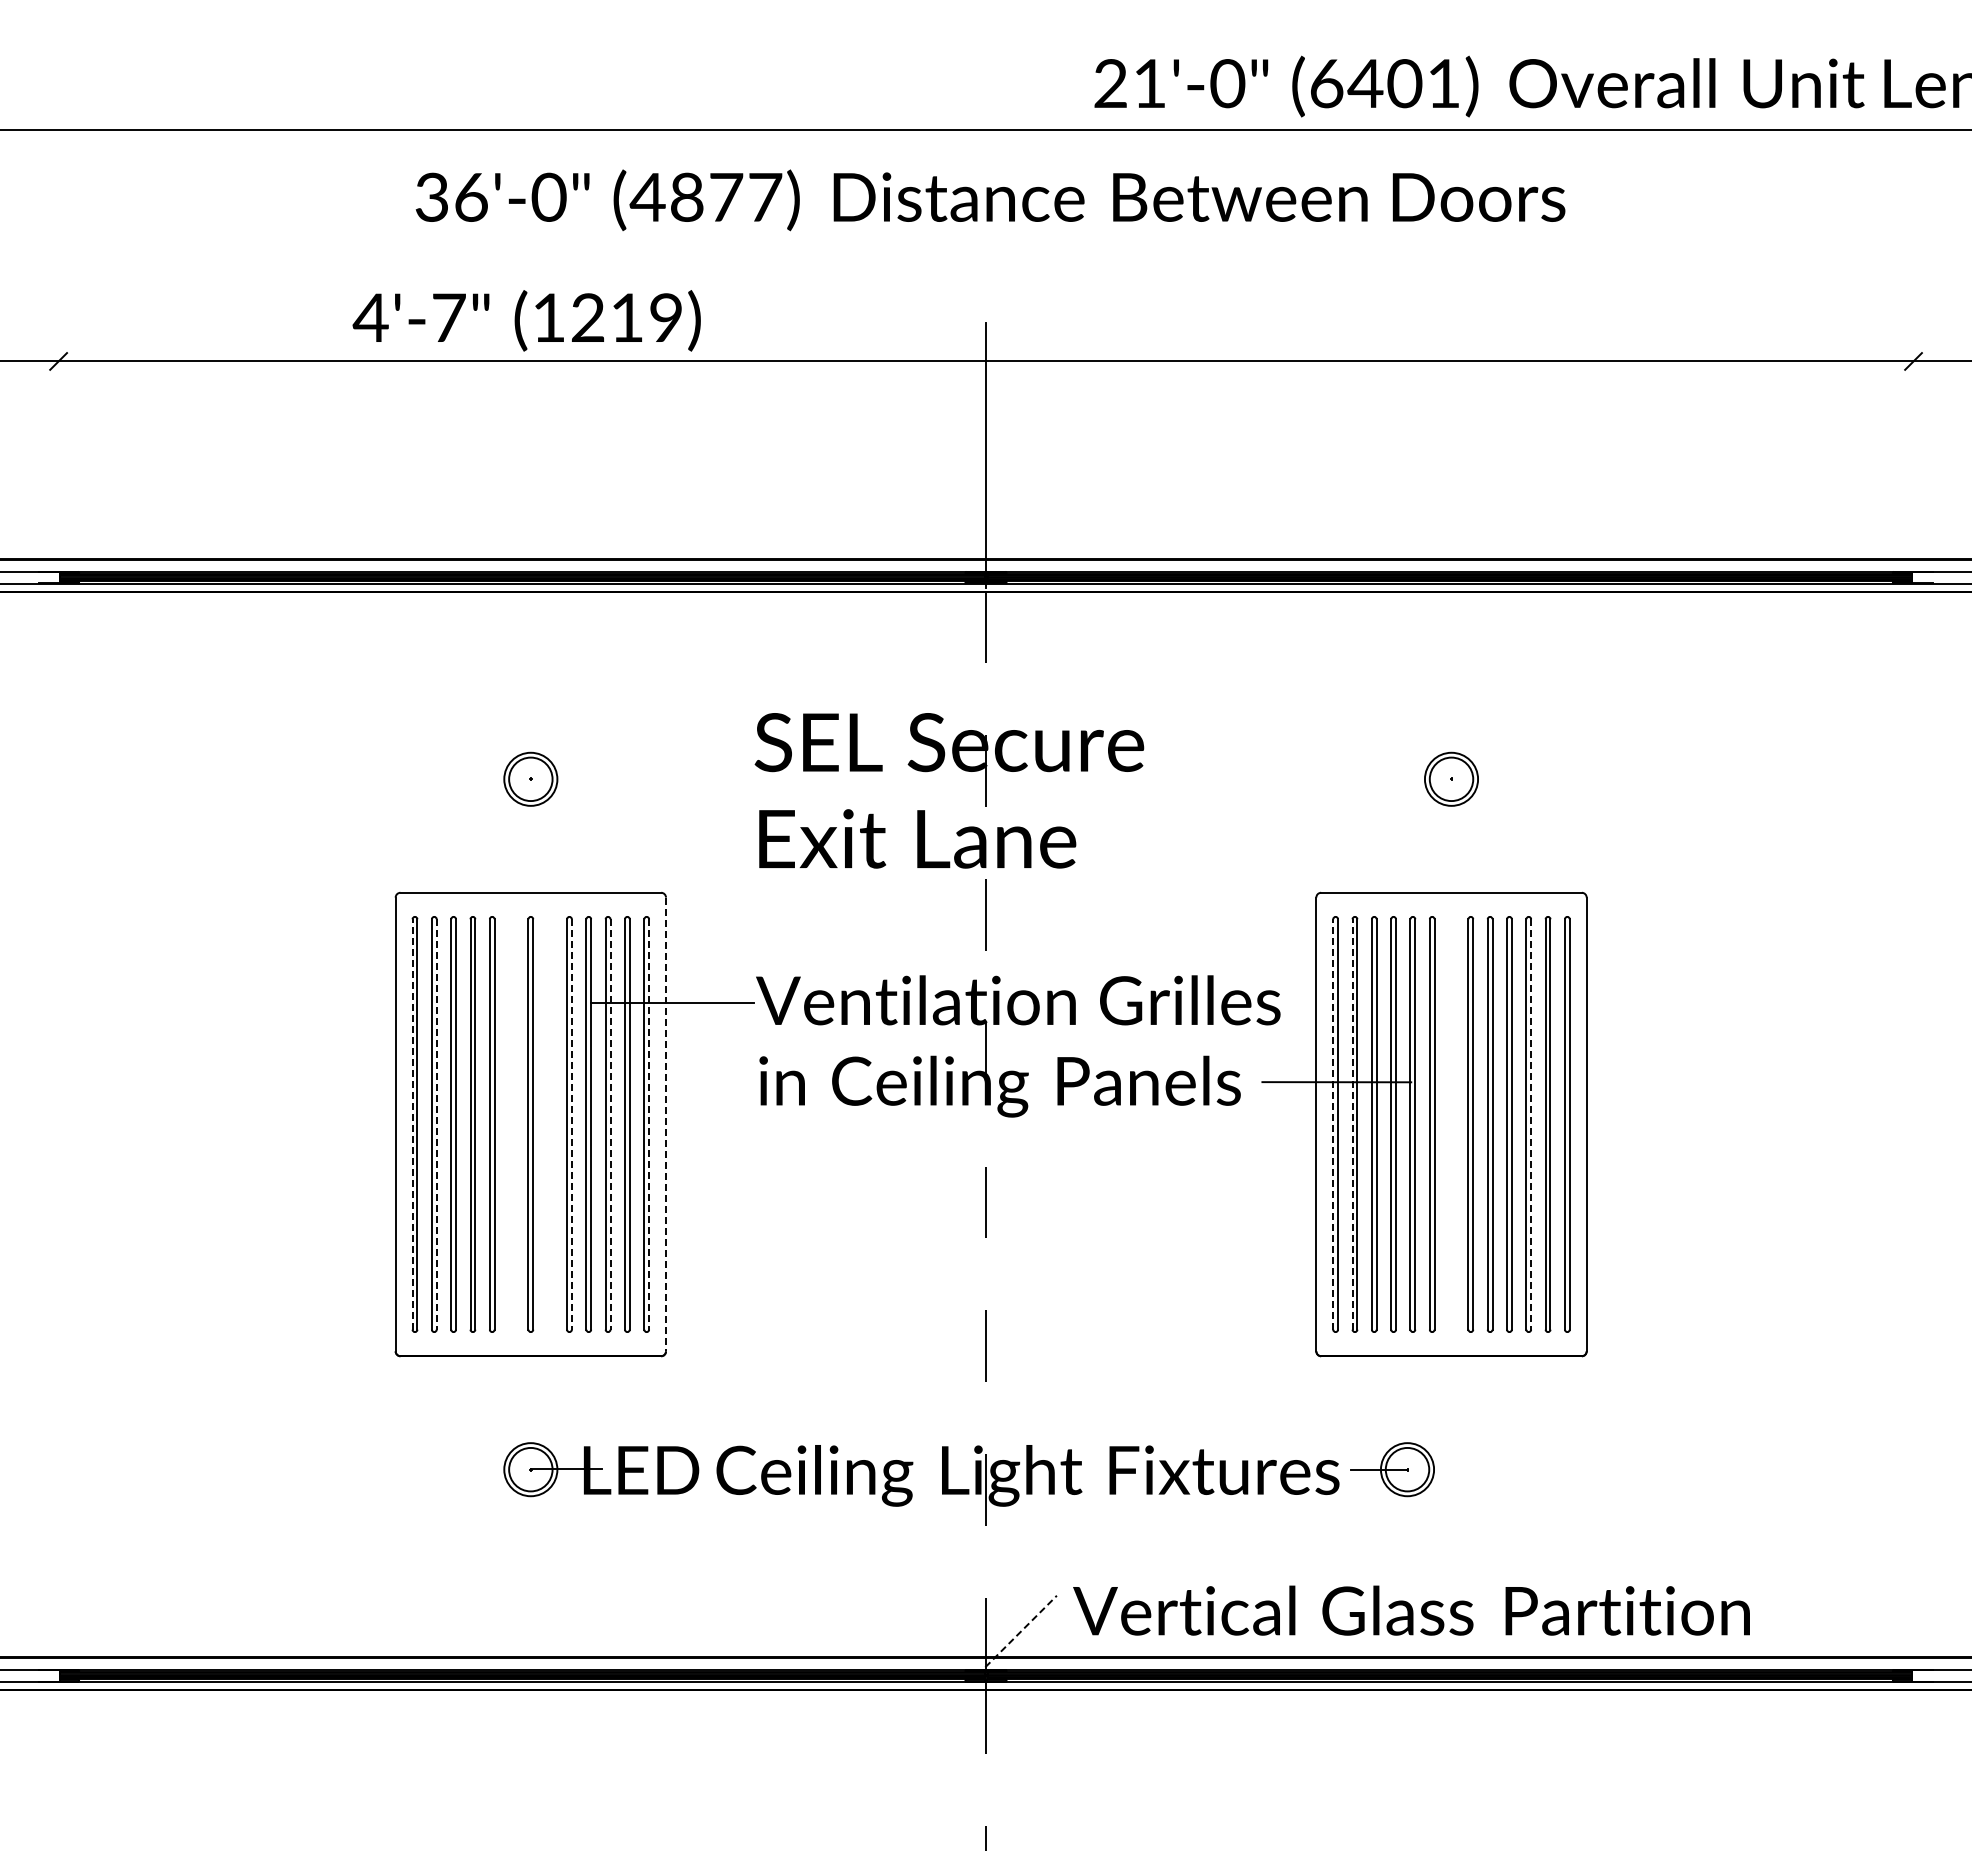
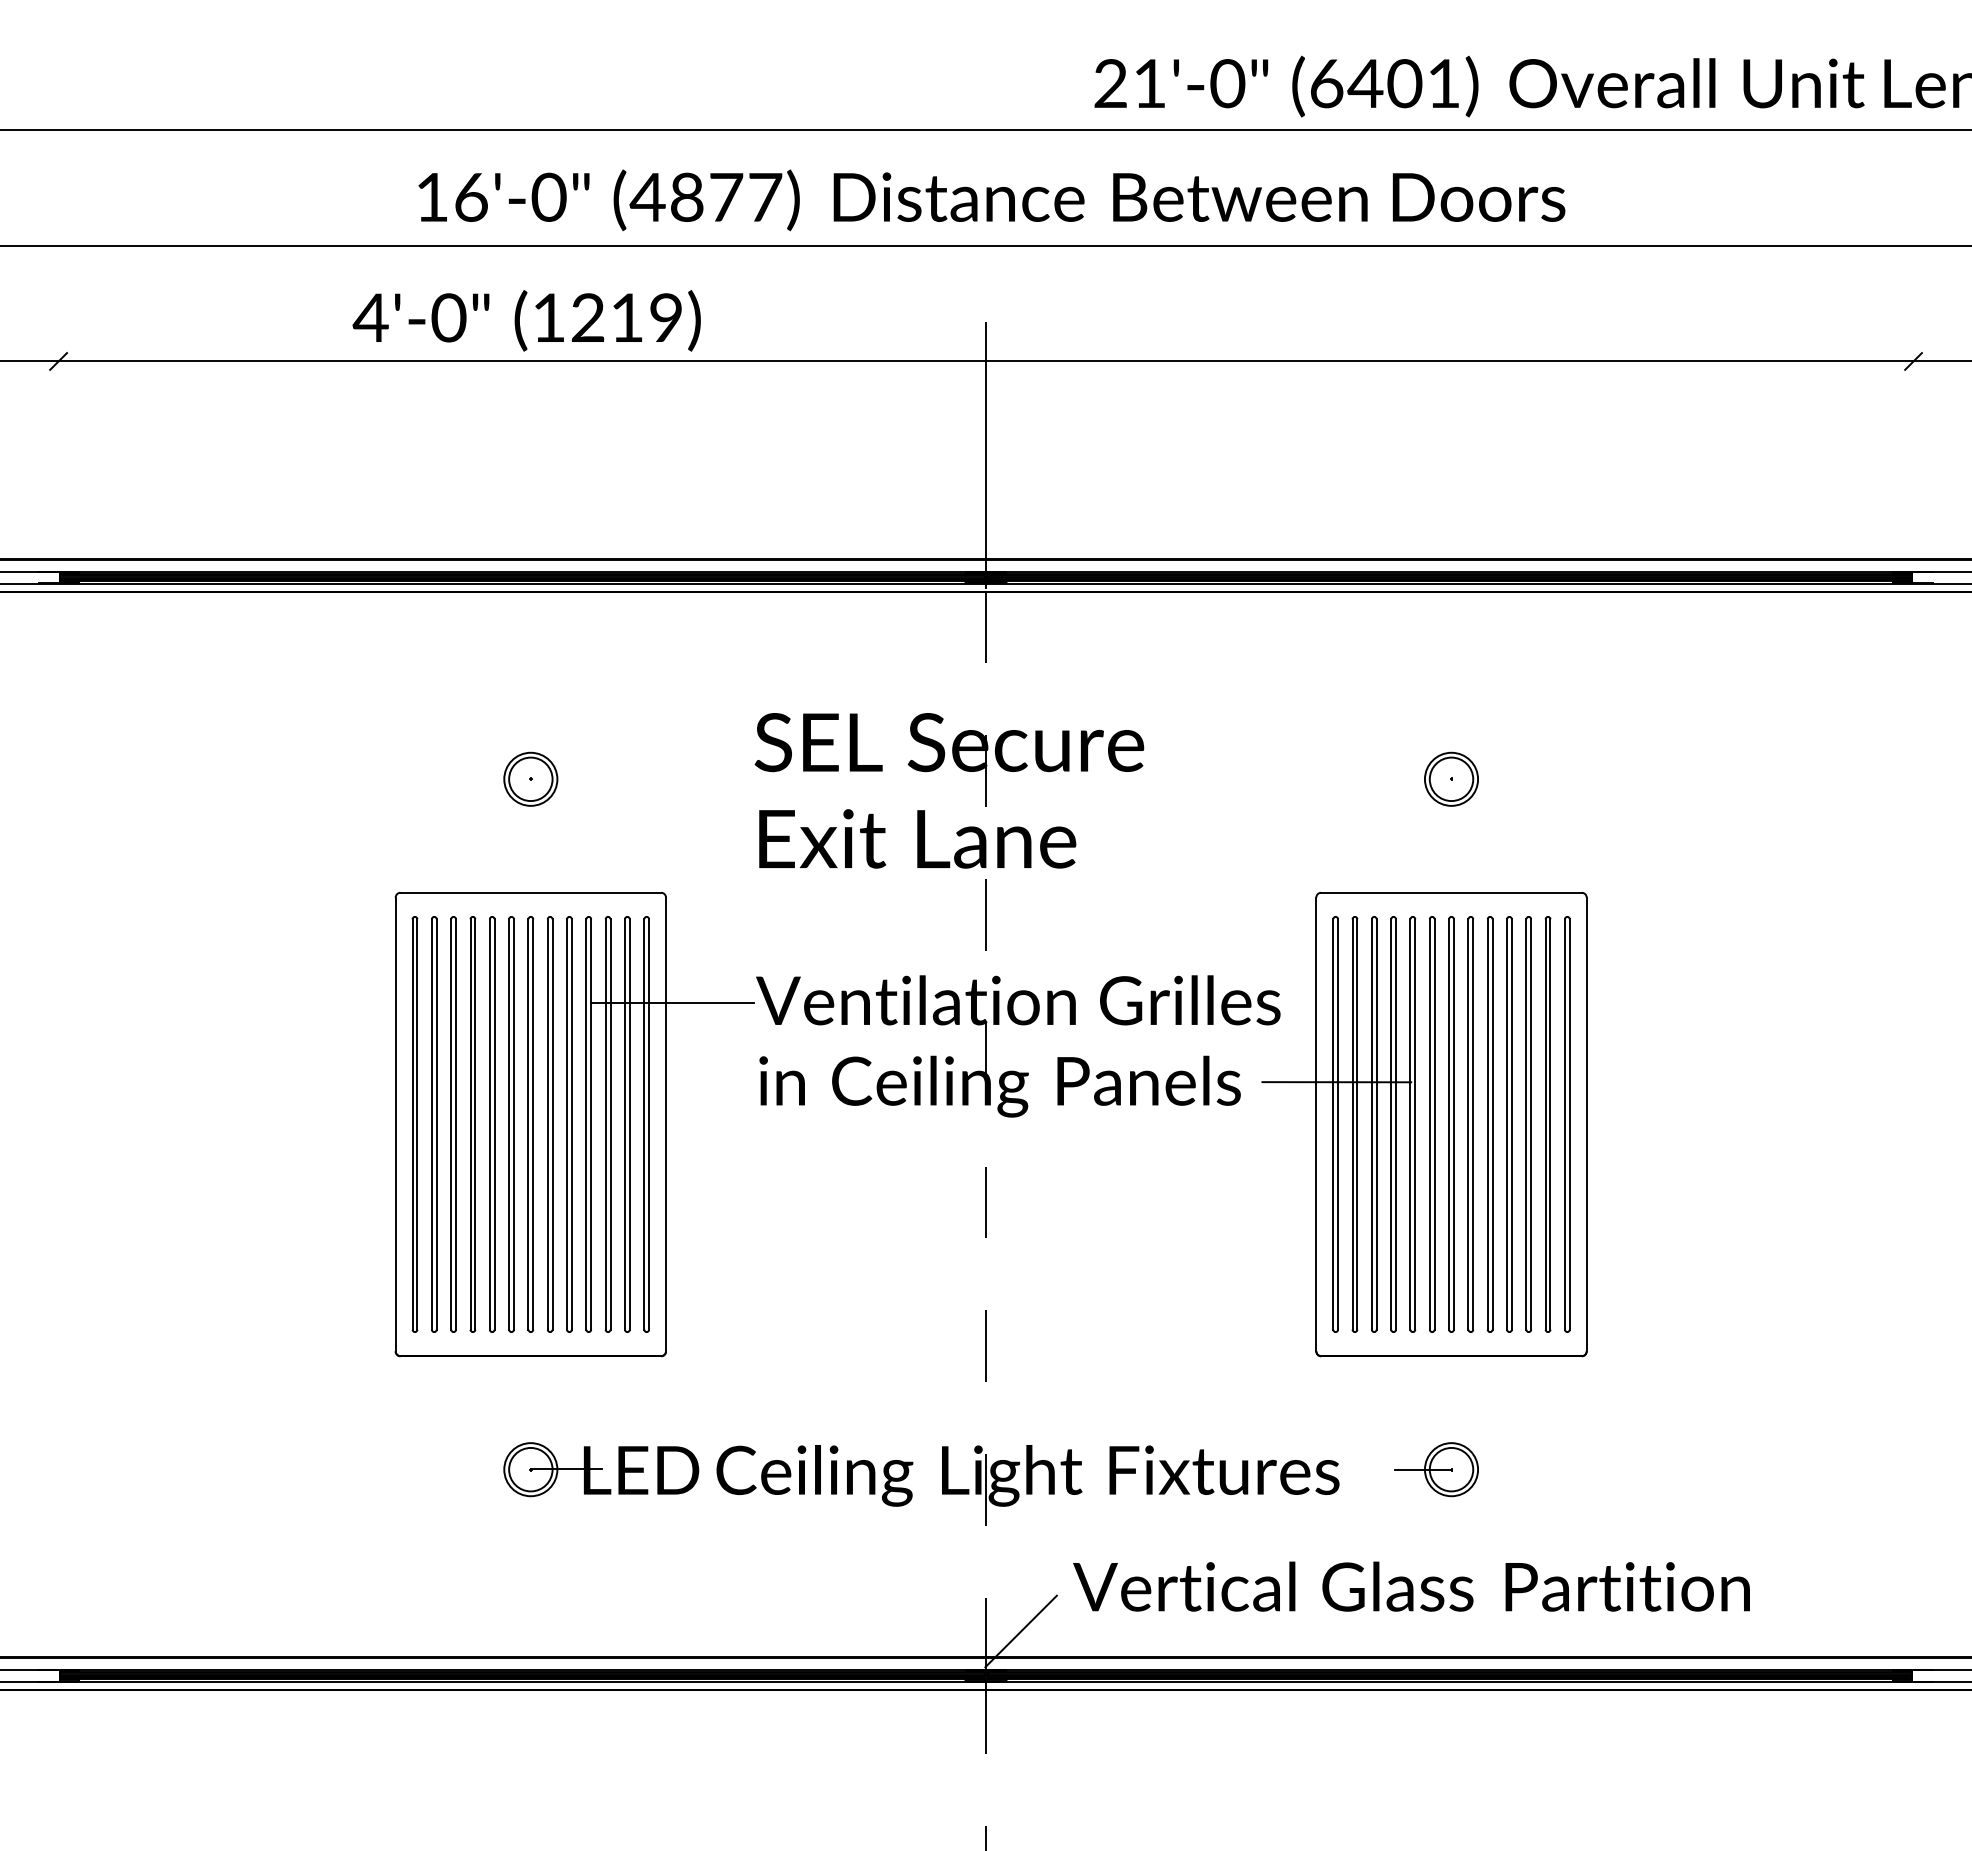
text: 36'-0" -> 16'-0" (431, 196)
line: none -> present (985, 245)
text: 4'-7" -> 4'-0" (448, 317)
line: dashed -> solid (412, 1123)
line: dashed -> solid (1333, 1123)
line: dashed -> solid (1352, 1123)
line: dashed -> solid (436, 1124)
part: none -> present (511, 1124)
part: none -> present (550, 1124)
line: dashed -> solid (571, 1124)
line: dashed -> solid (610, 1124)
line: dashed -> solid (649, 1124)
line: dashed -> solid (666, 1124)
part: none -> present (1451, 1124)
line: dashed -> solid (1531, 1124)
part position: (1392, 1469) -> (1436, 1469) (1436, 1469)
text position: (1411, 1610) -> (1411, 1586) (1411, 1586)
line: dashed -> solid (1021, 1631)
